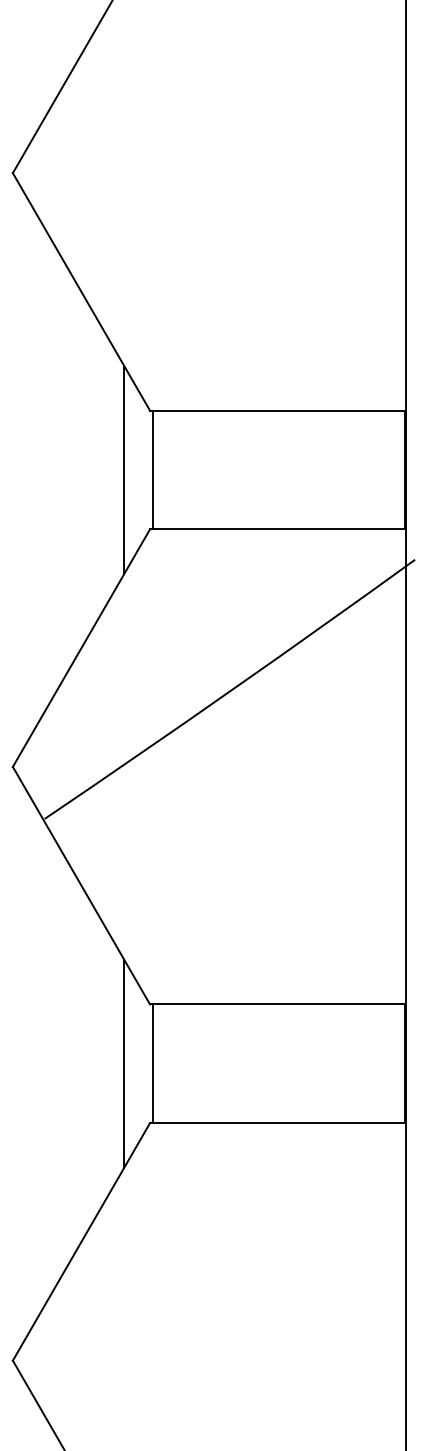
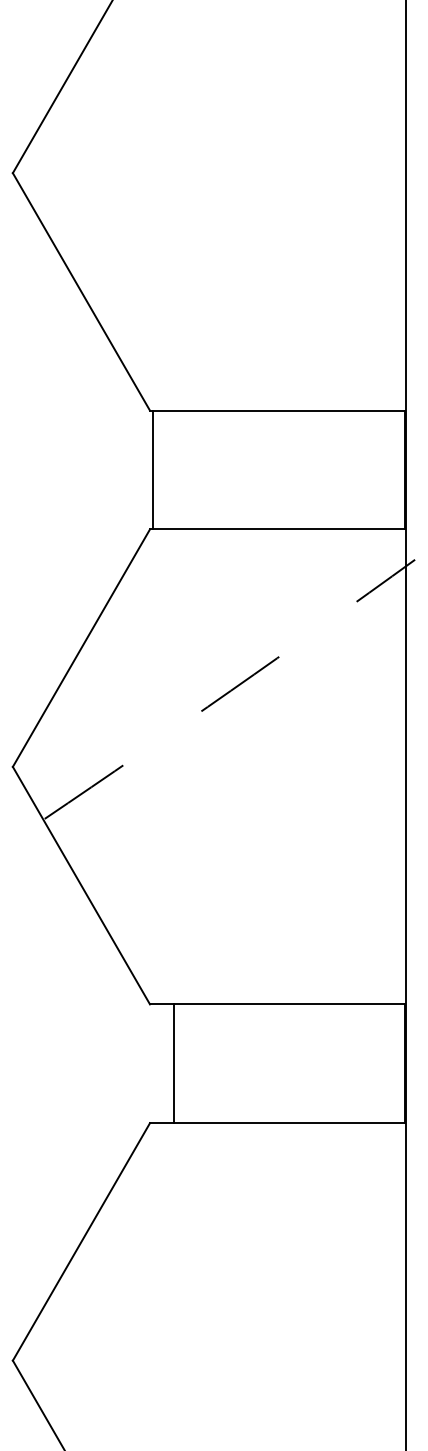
line: present -> none (124, 469)
arc: solid -> dashed (230, 690)
line: present -> none (124, 1063)
line position: (153, 1063) -> (174, 1063) (174, 1063)
